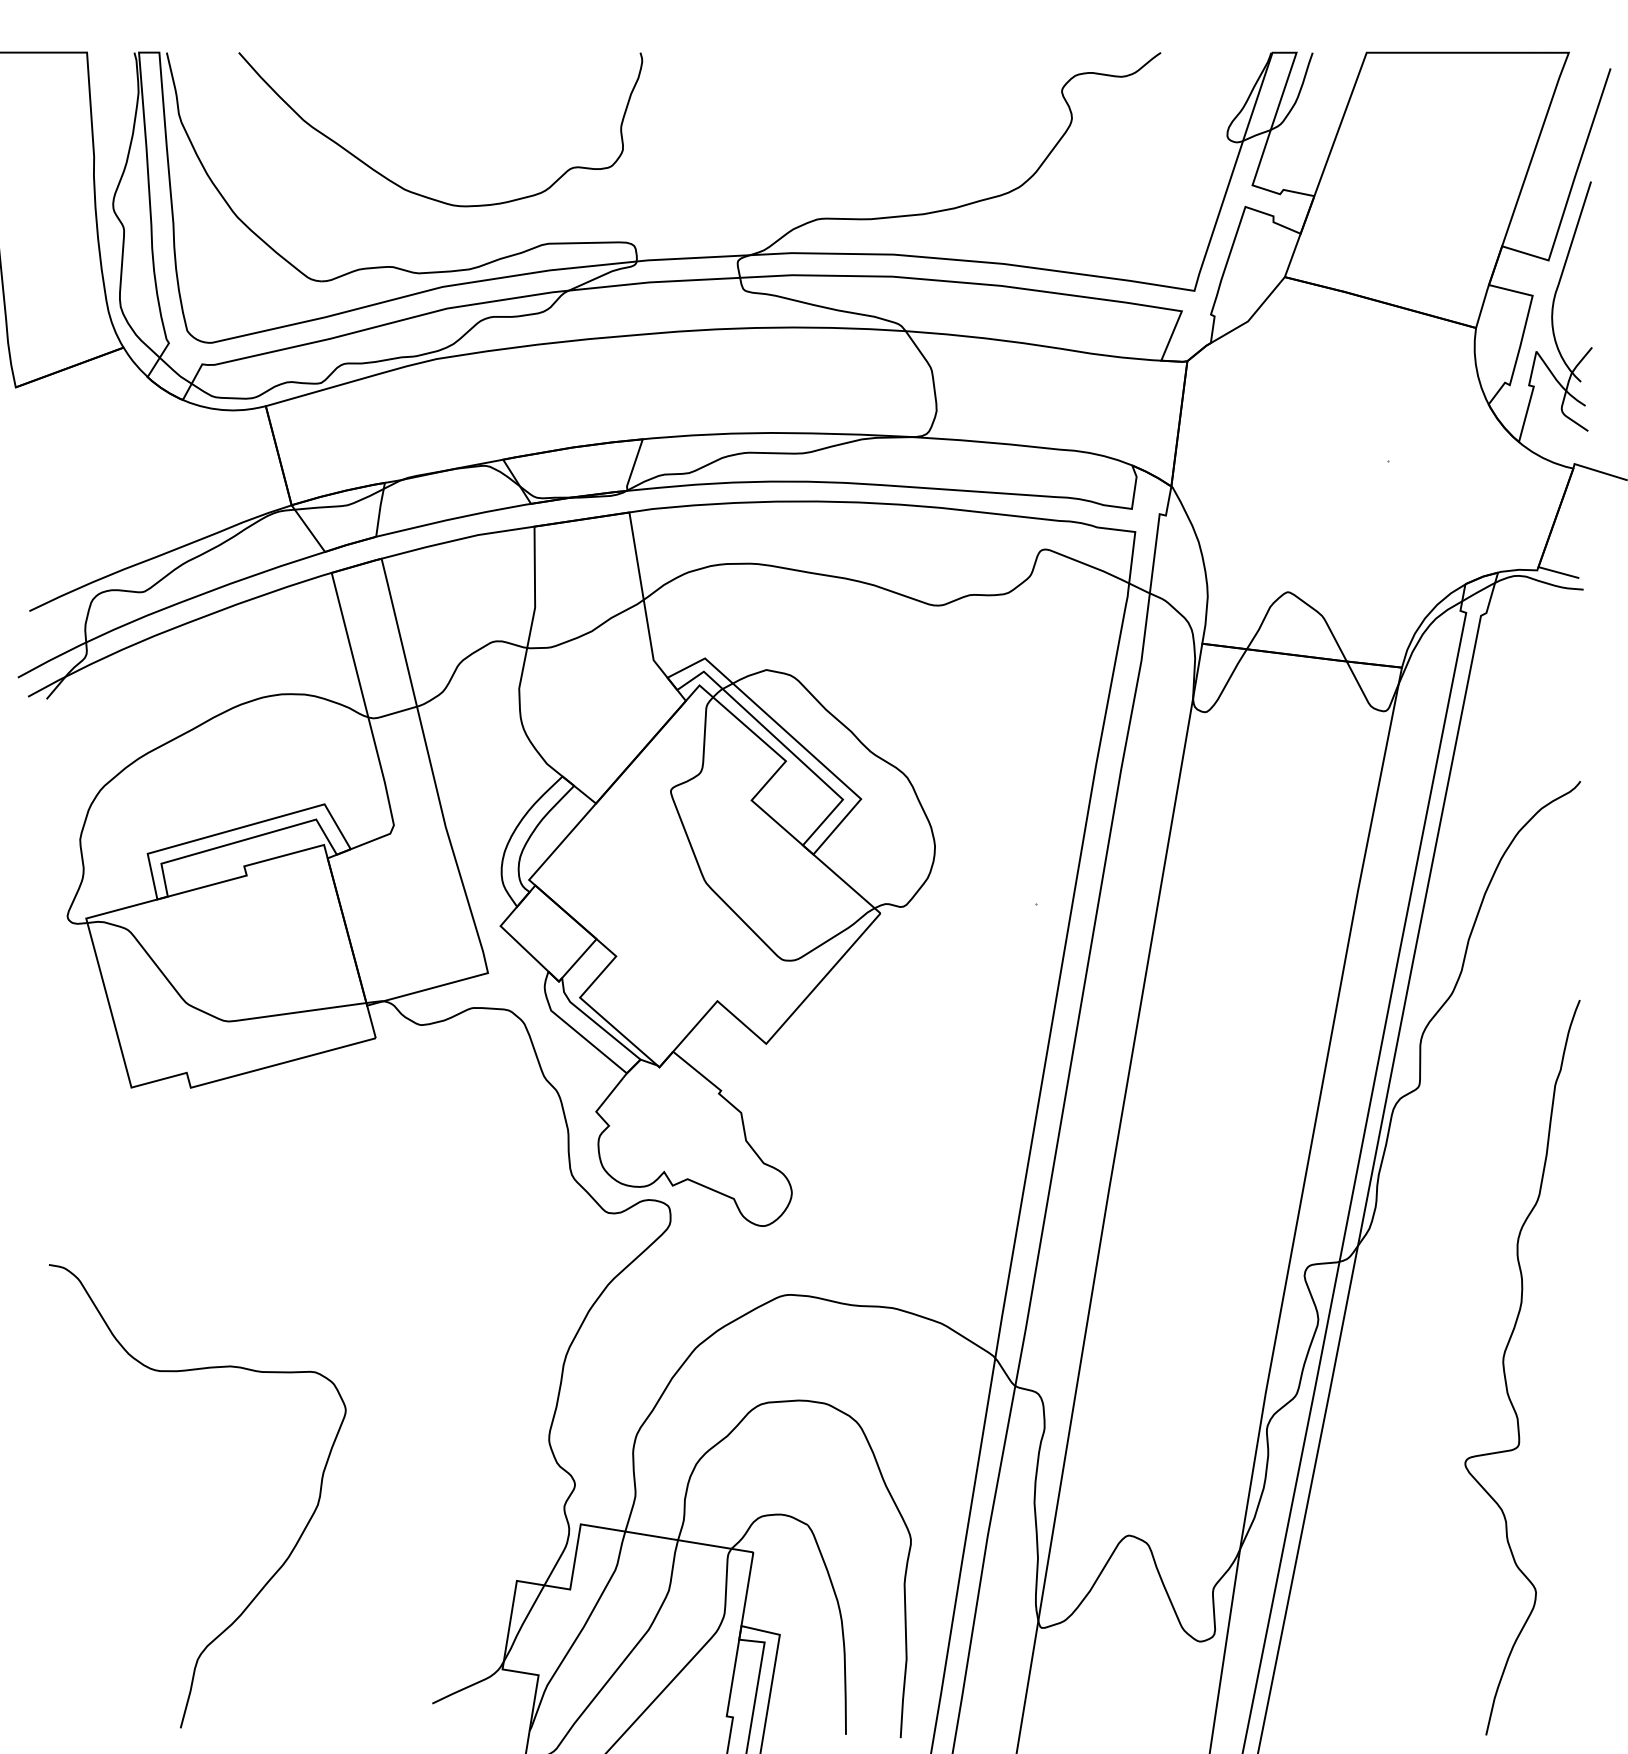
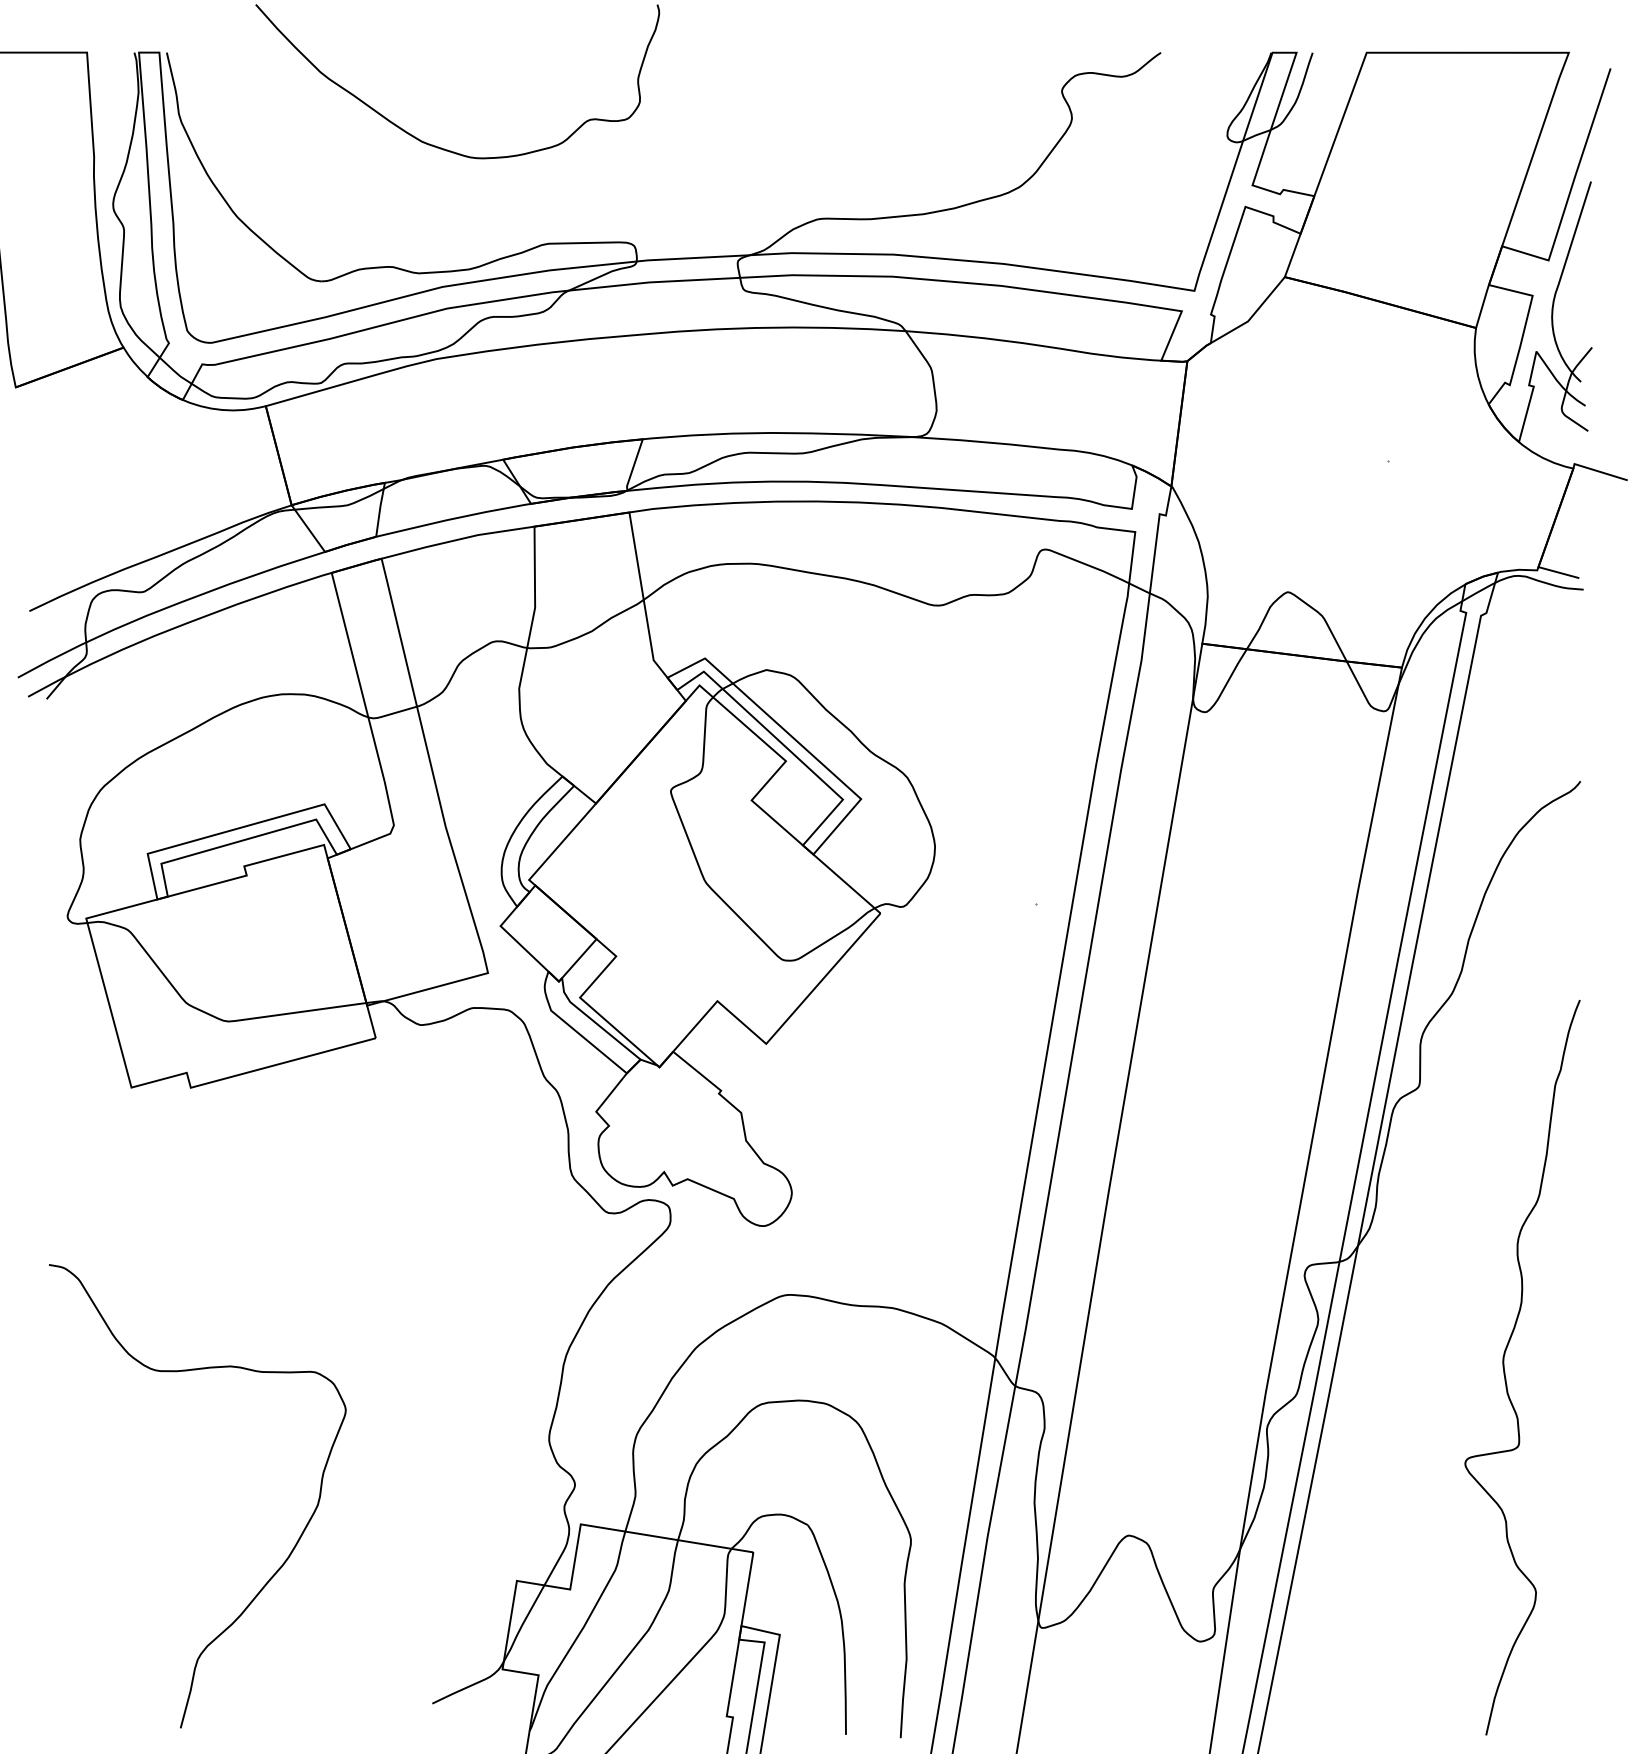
curve position: (418, 193) -> (435, 145) (435, 145)
